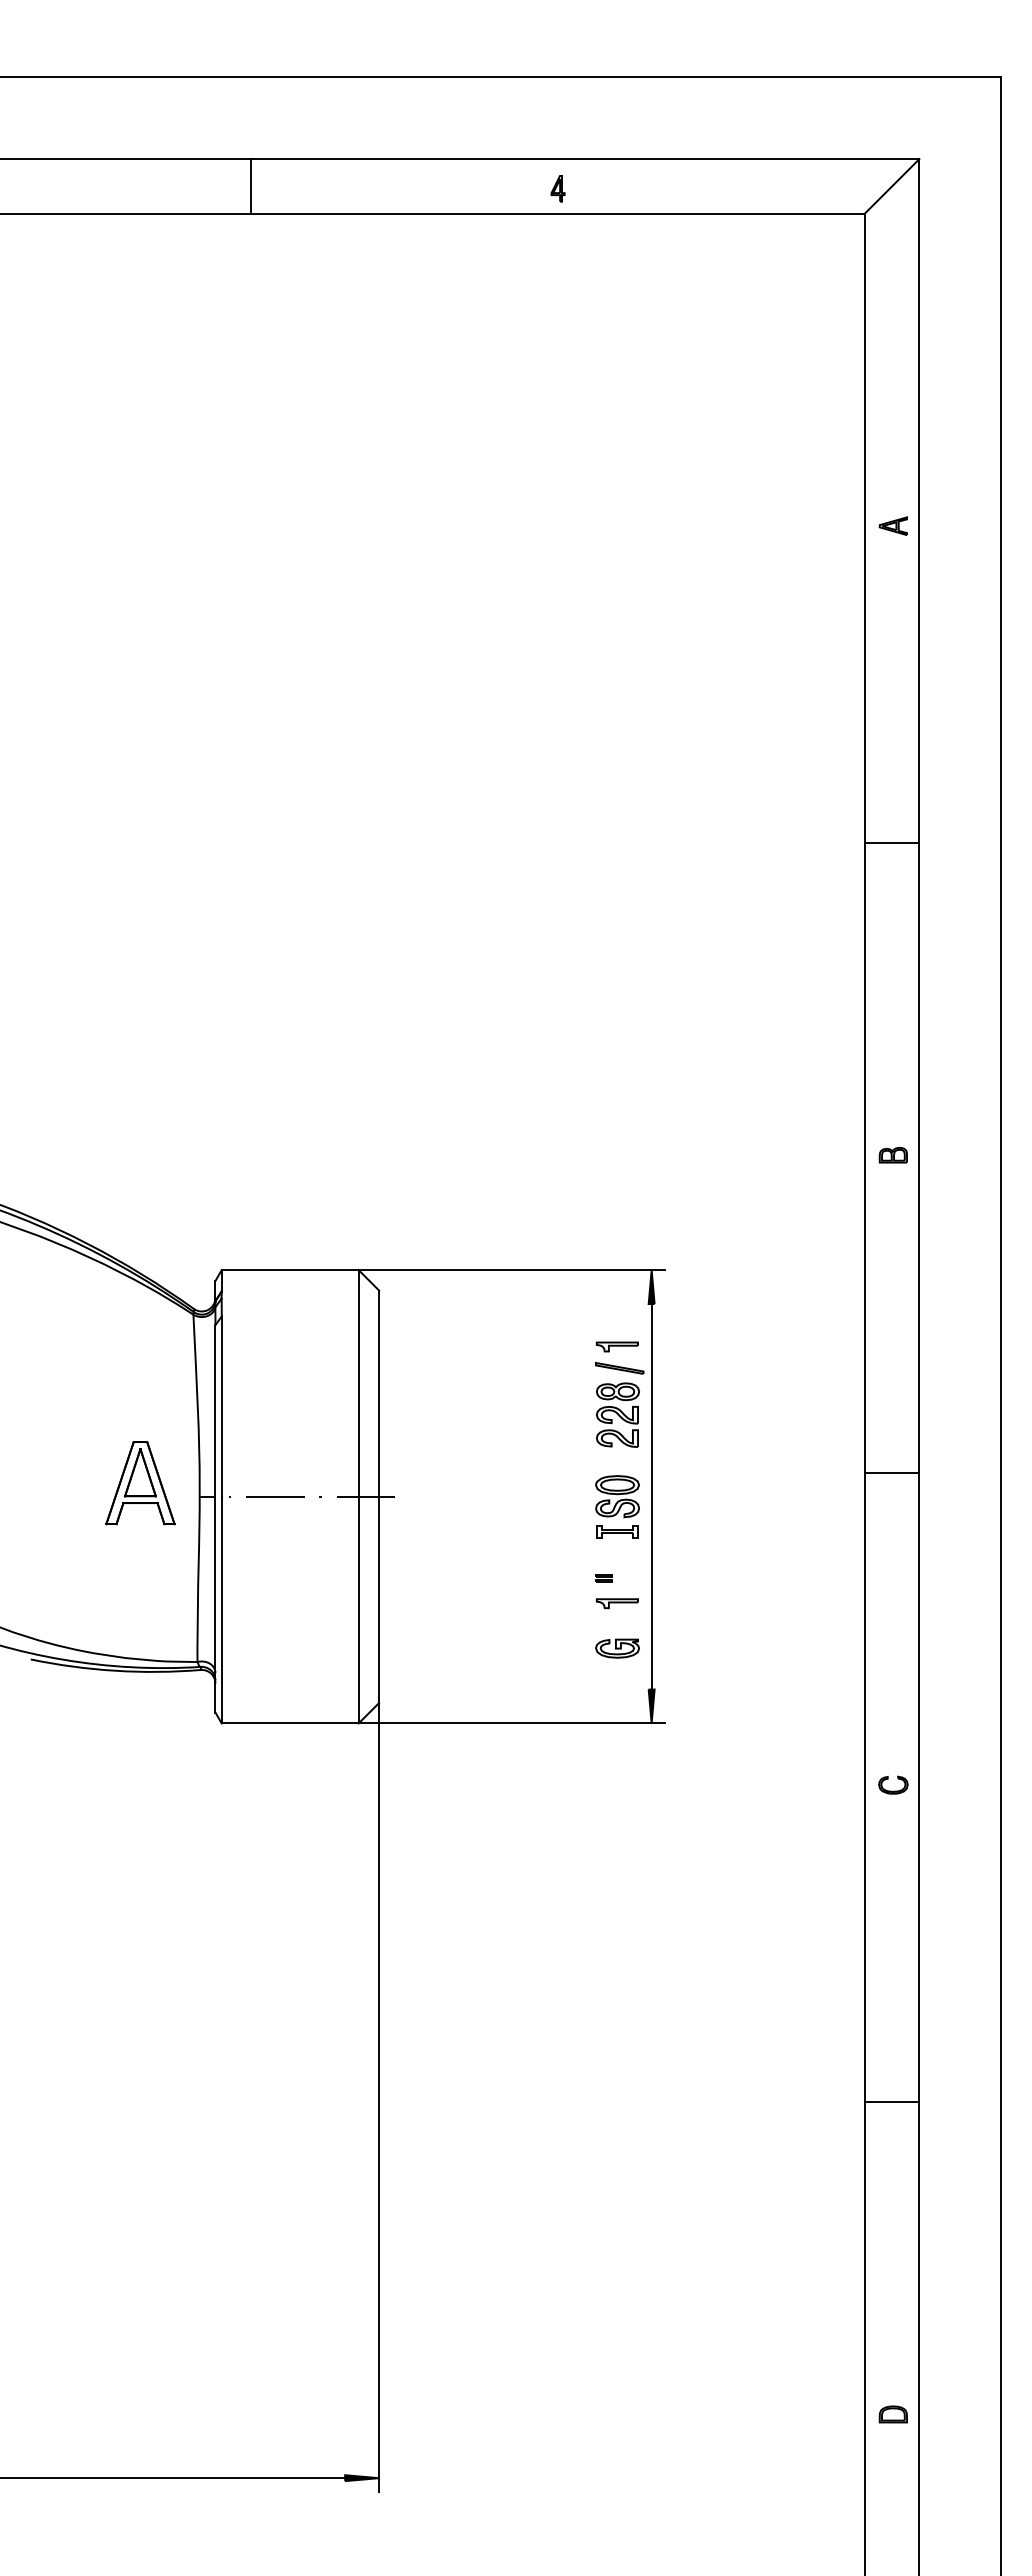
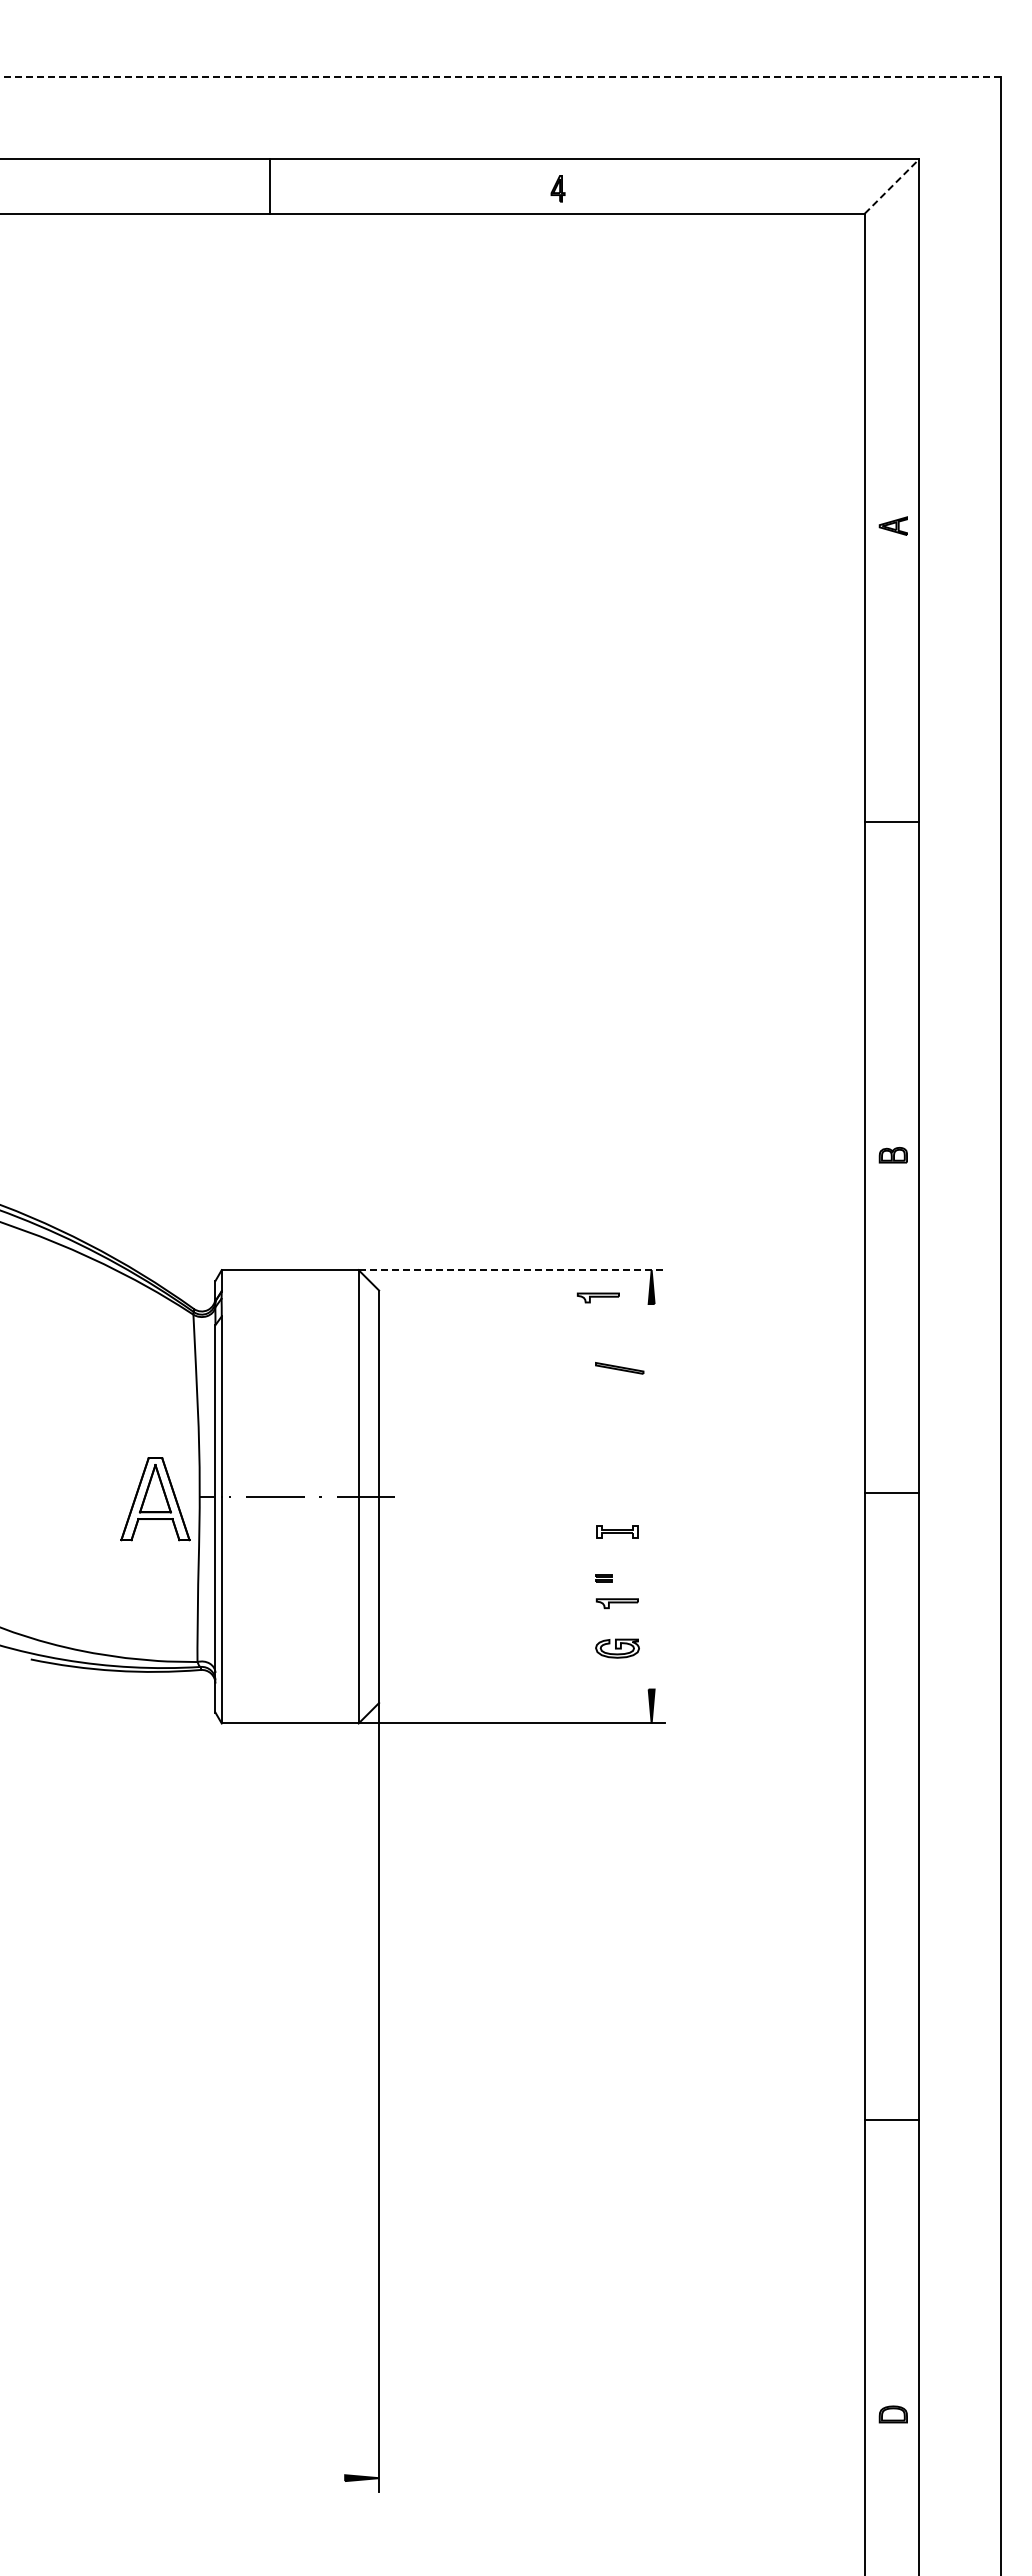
line: solid -> dashed (500, 77)
line position: (251, 186) -> (270, 186) (270, 186)
line: solid -> dashed (892, 186)
line position: (891, 843) -> (891, 822) (891, 822)
line: solid -> dashed (512, 1270)
part position: (616, 1346) -> (597, 1297) (597, 1297)
part: present -> none (617, 1414)
line position: (891, 1472) -> (891, 1492) (891, 1492)
part position: (140, 1483) -> (155, 1499) (155, 1499)
part: present -> none (617, 1496)
line: present -> none (651, 1496)
part: present -> none (893, 1784)
line position: (891, 2102) -> (891, 2120) (891, 2120)
line: present -> none (173, 2478)
